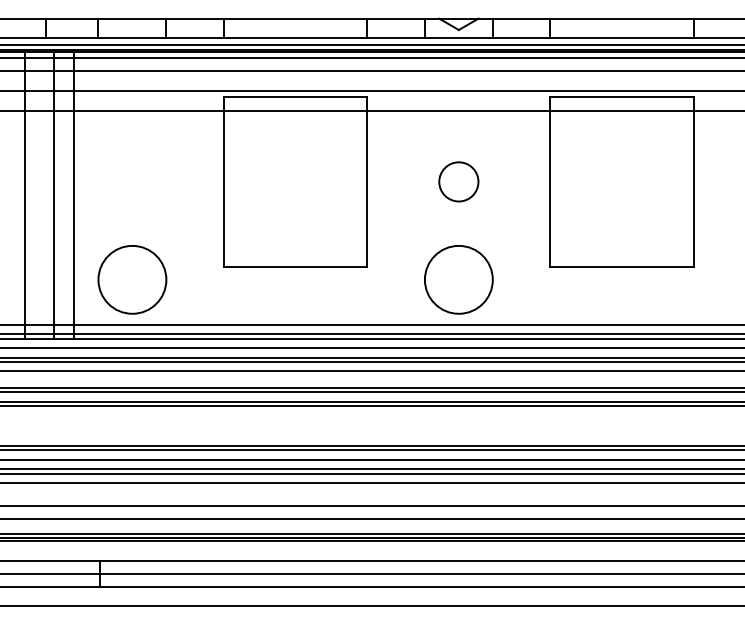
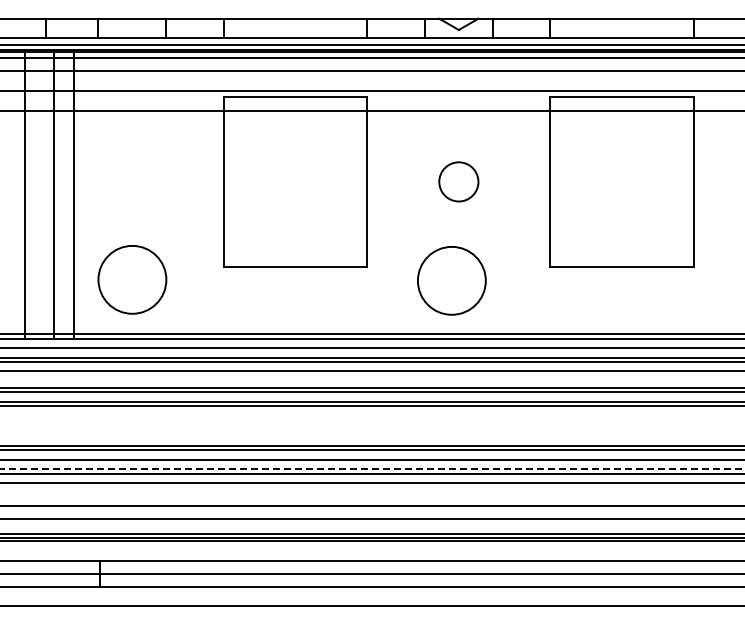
circle position: (458, 279) -> (451, 280) (451, 280)
line: present -> none (371, 325)
line: solid -> dashed (372, 469)
